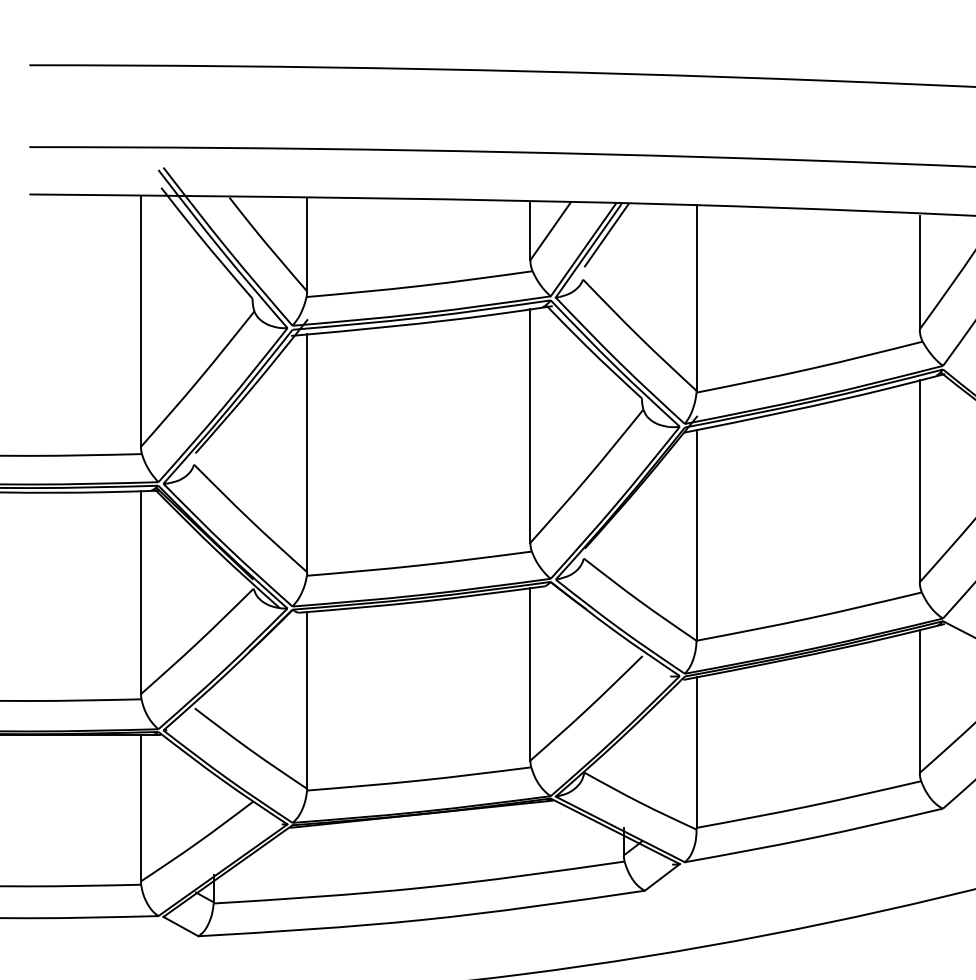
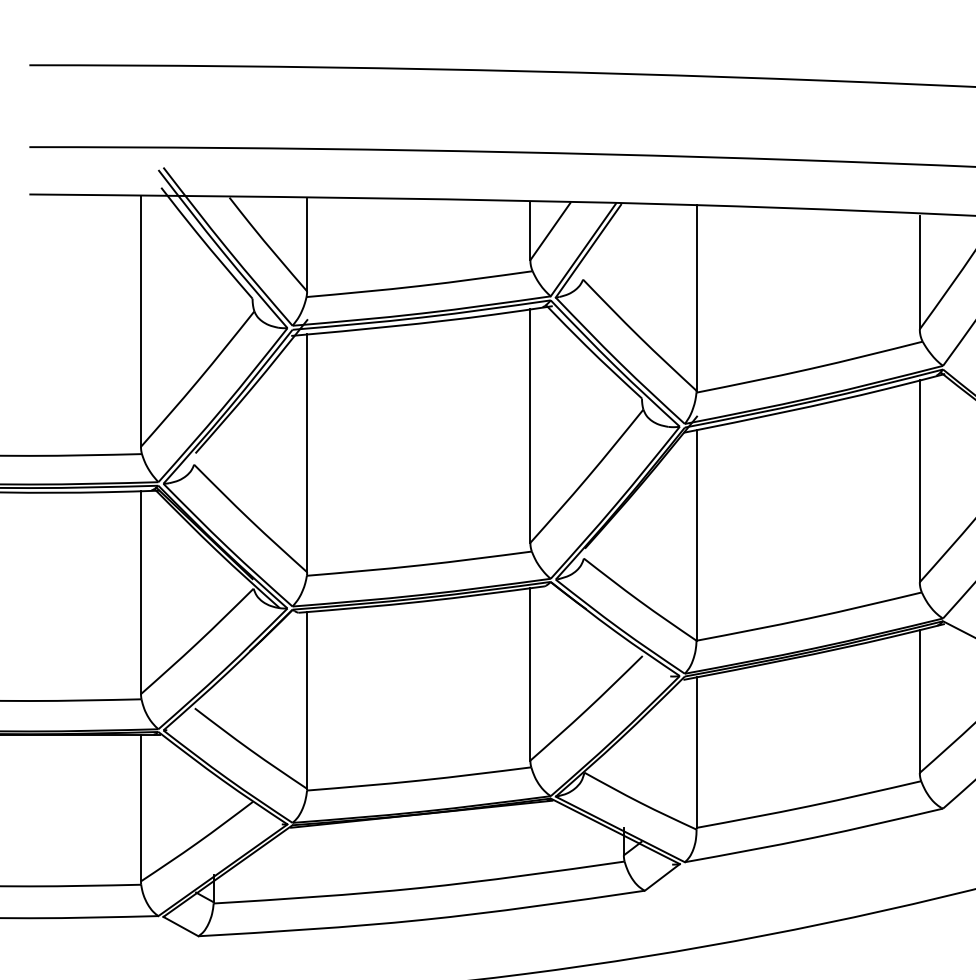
line: present -> none (606, 235)
